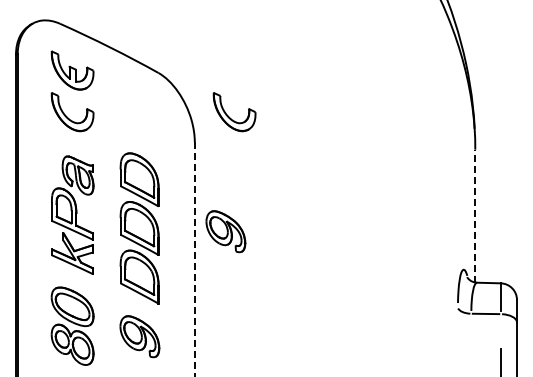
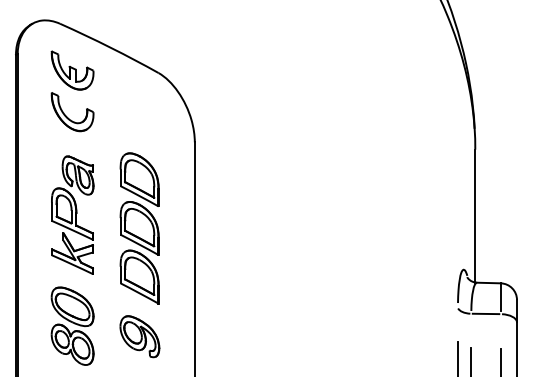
part: present -> none (229, 116)
line: dashed -> solid (475, 215)
part: present -> none (225, 231)
line: dashed -> solid (194, 259)
line: none -> present (457, 357)
line: none -> present (471, 360)
